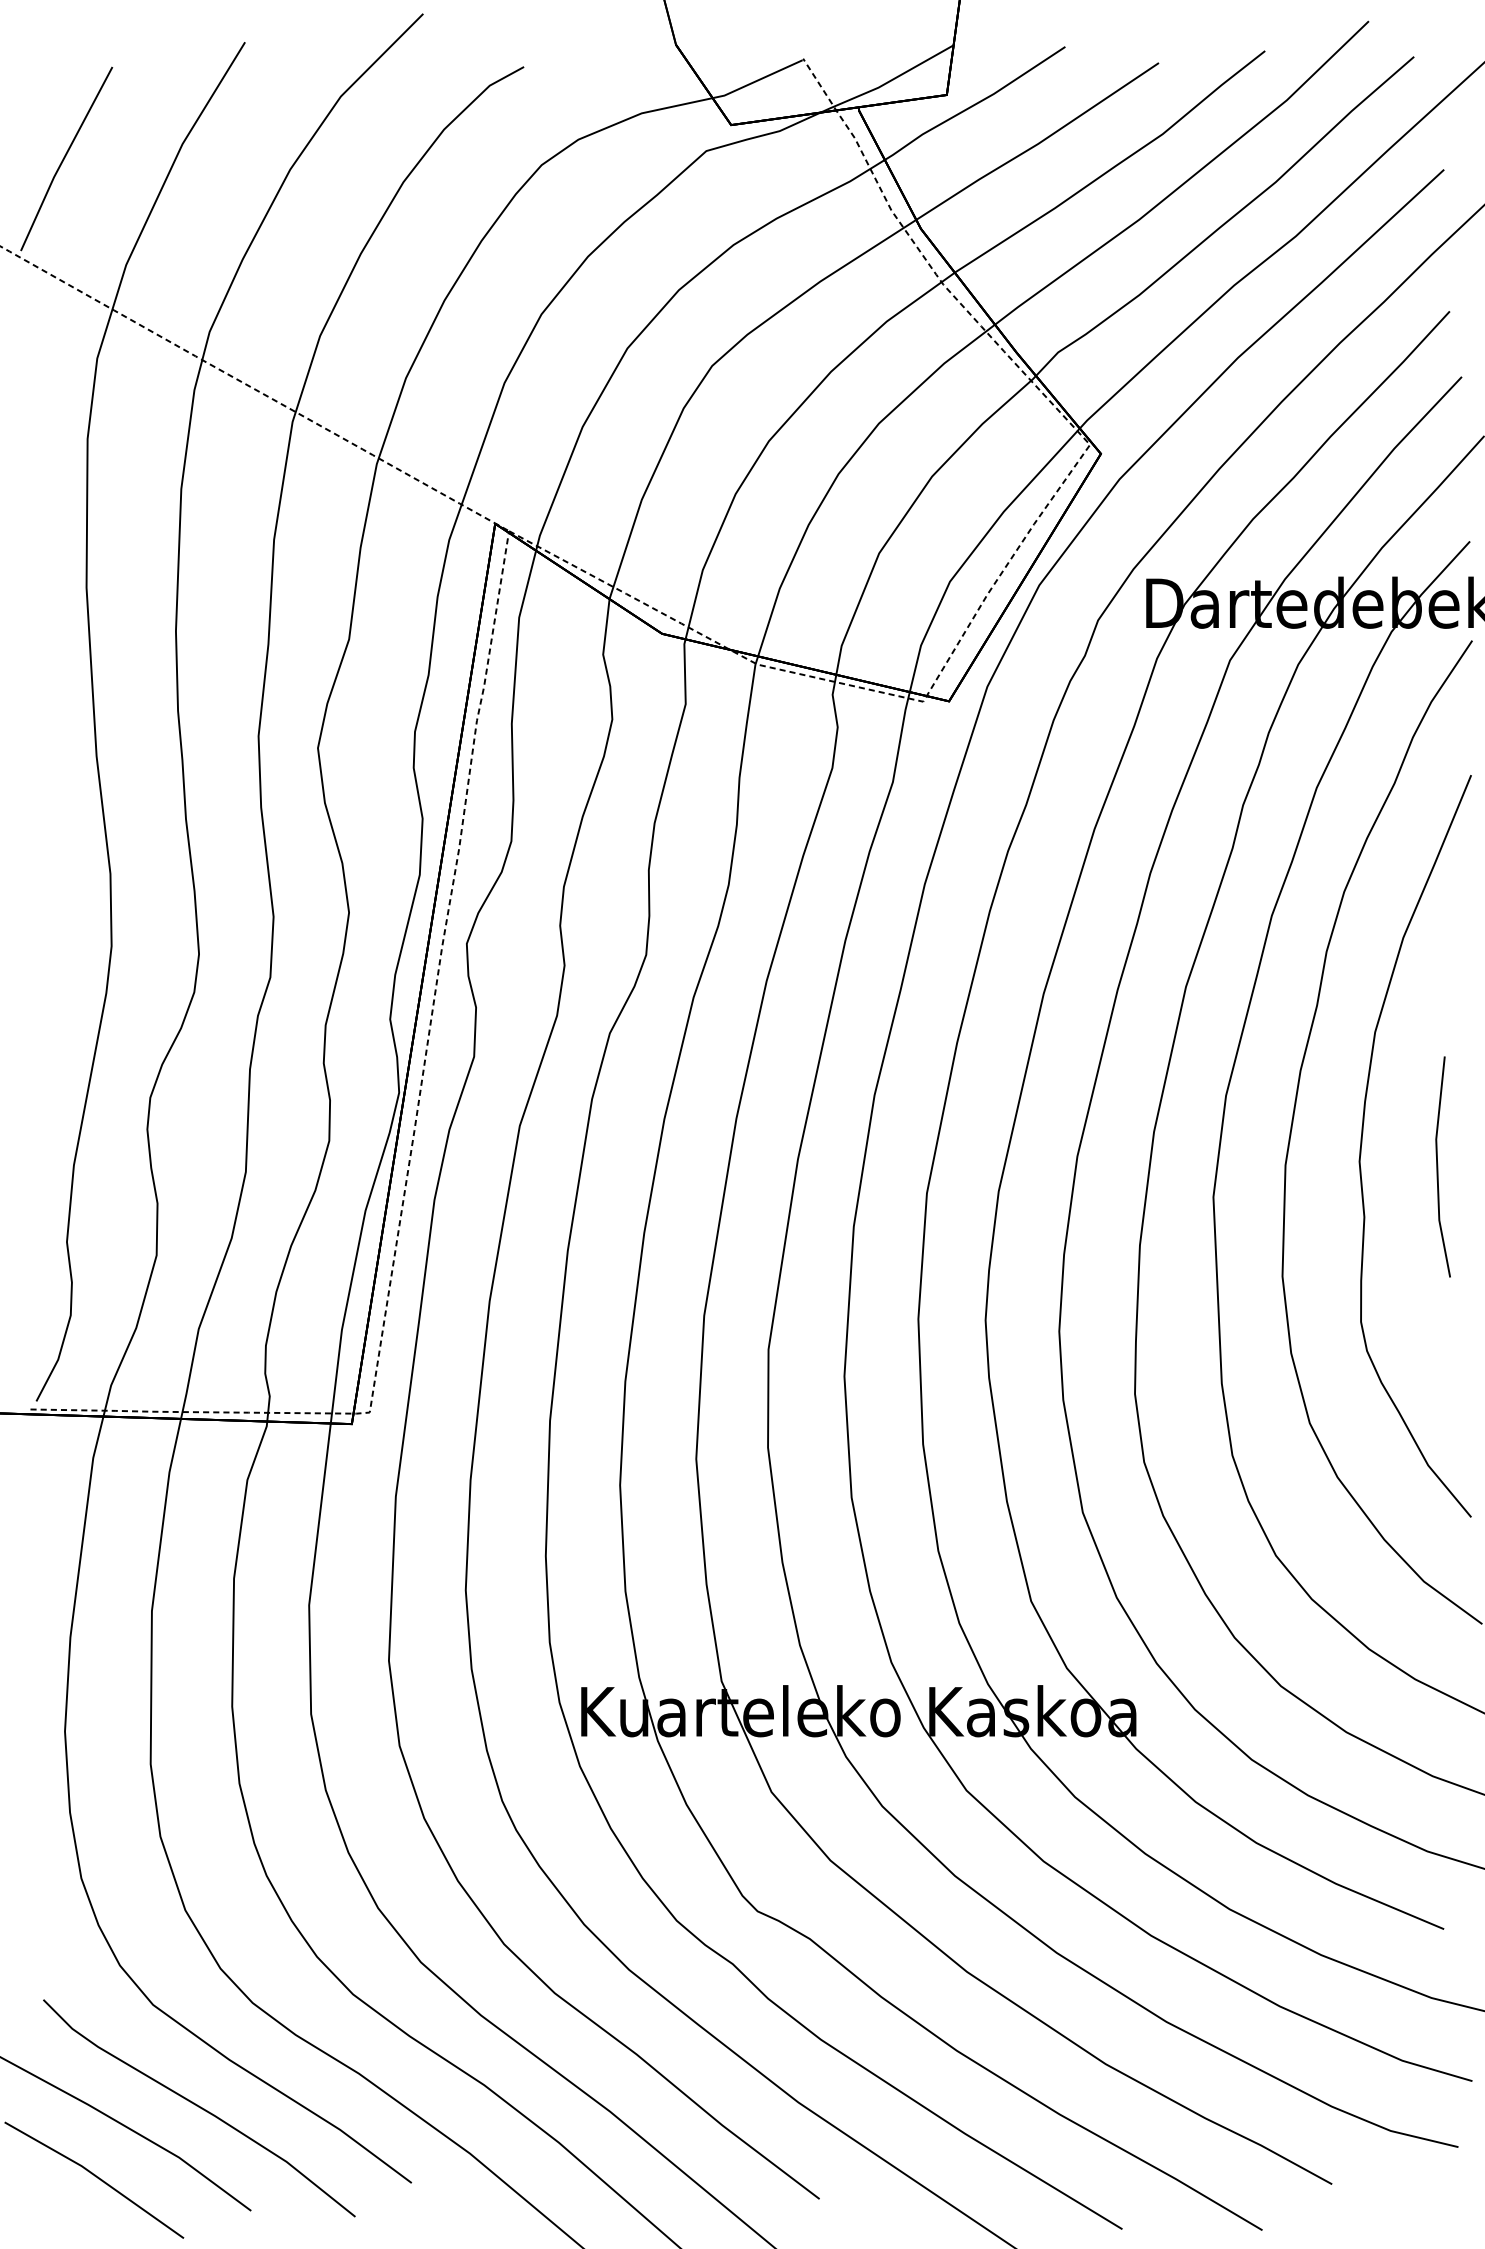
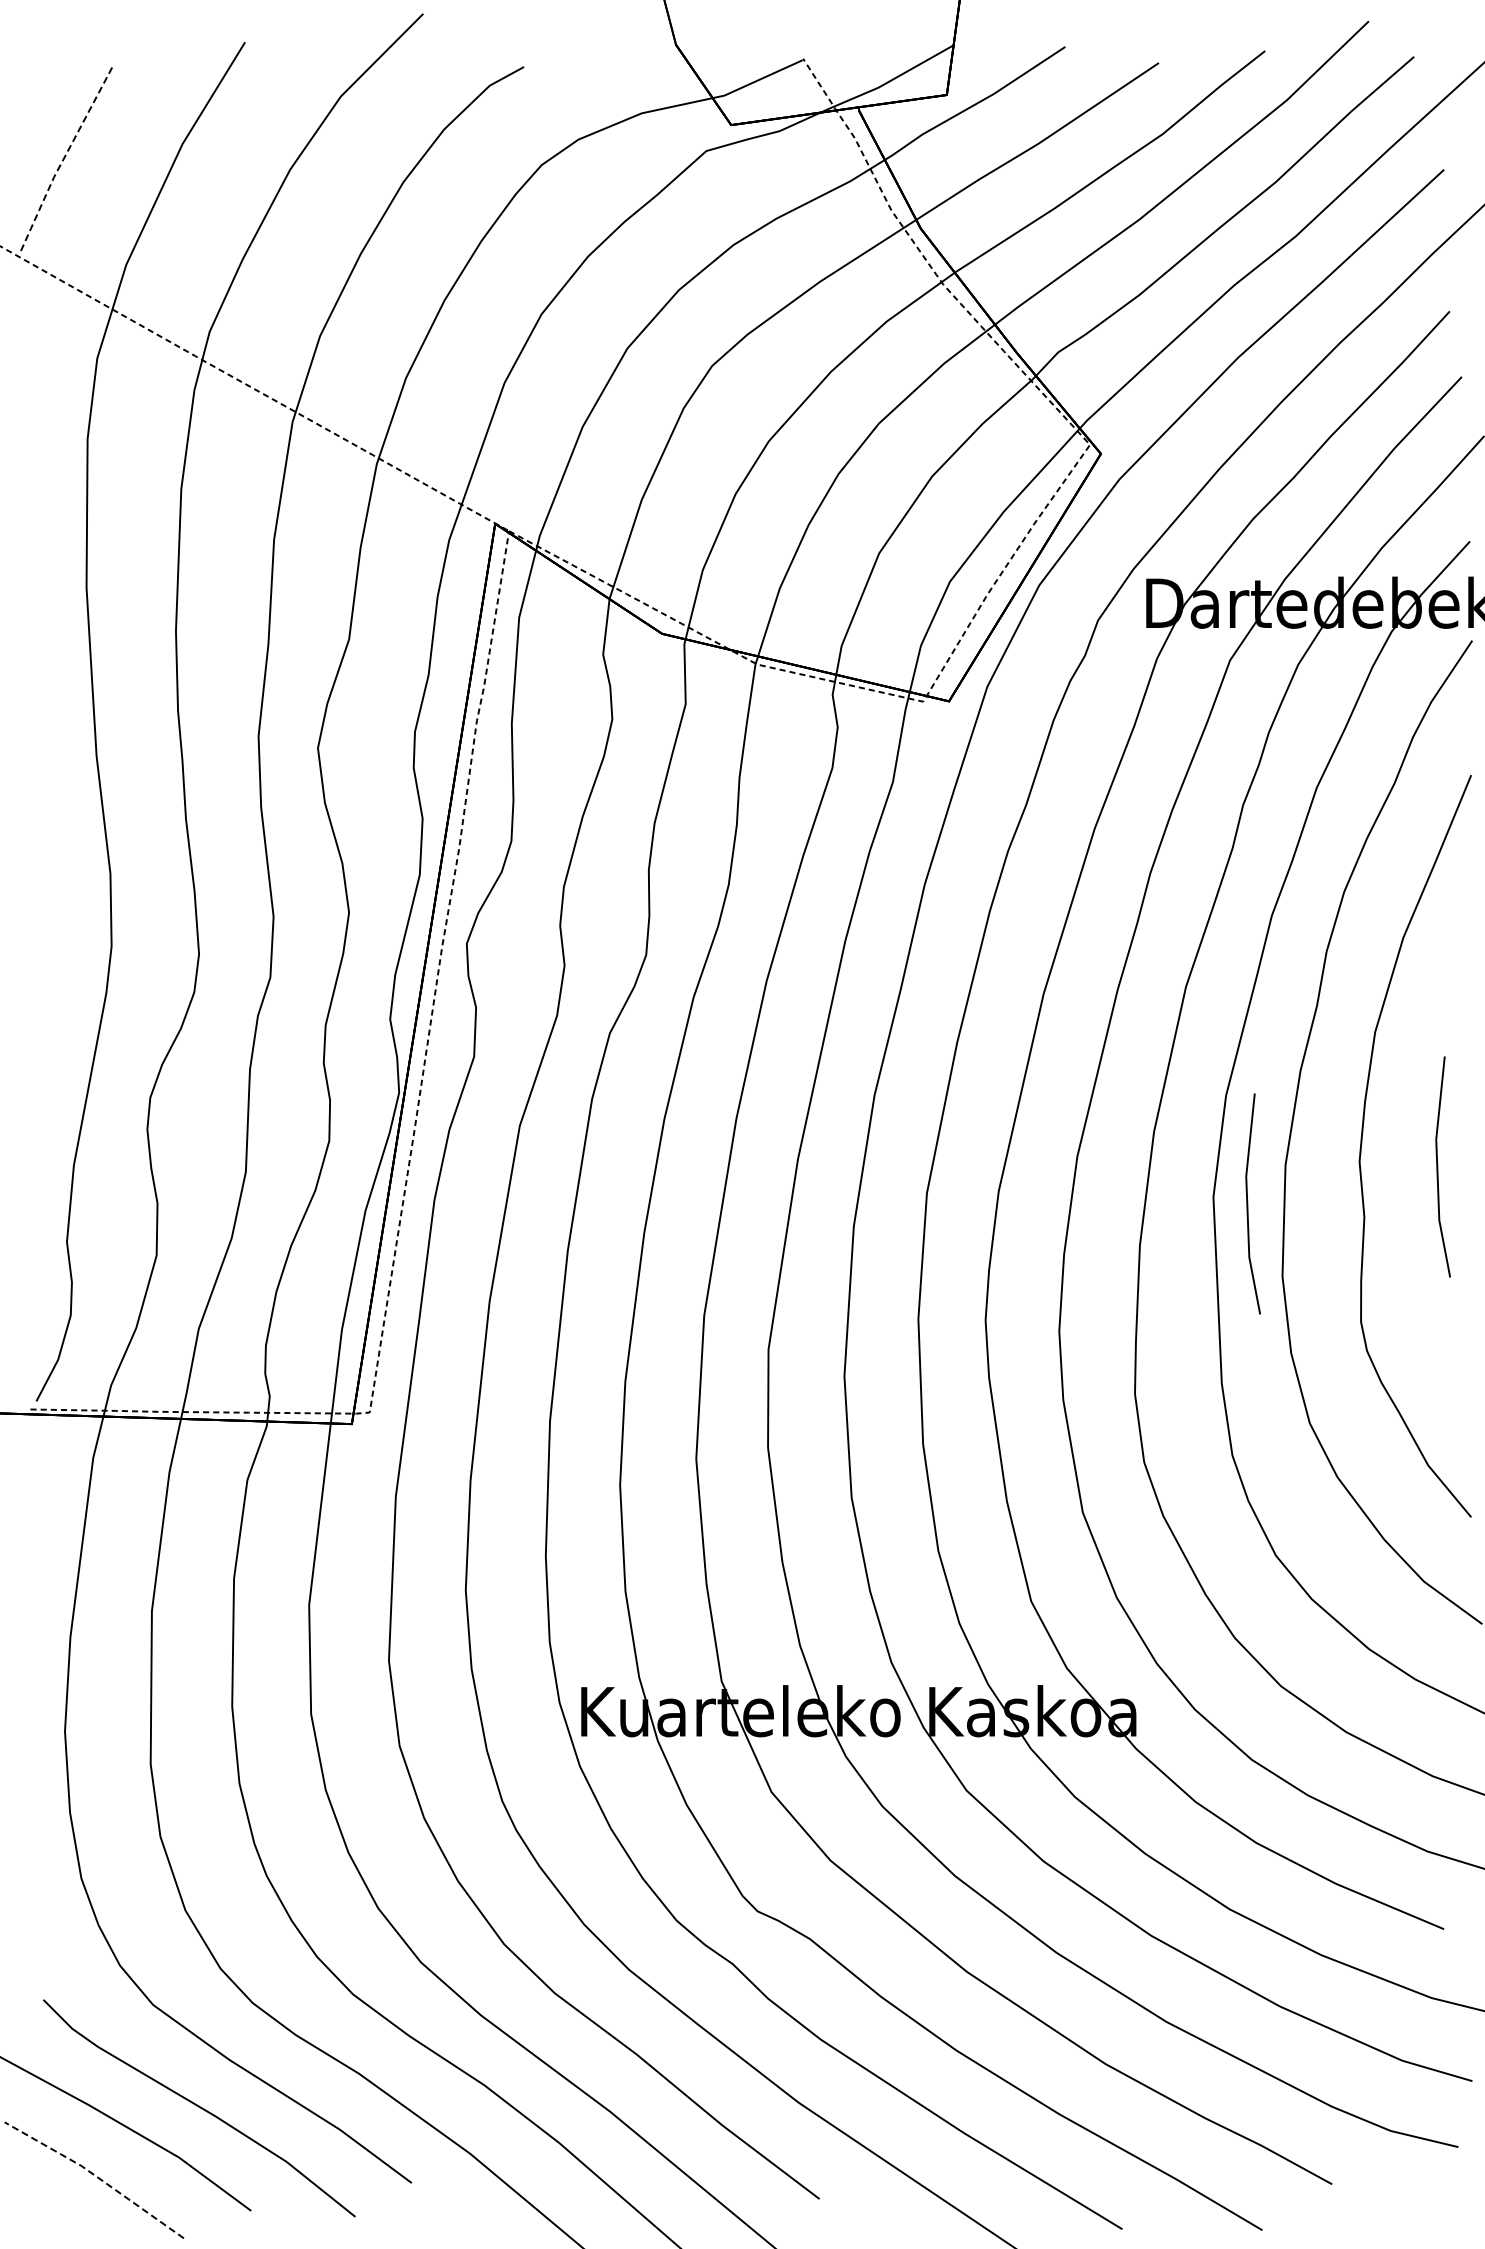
line: solid -> dashed (64, 157)
line: none -> present (1248, 1203)
line: solid -> dashed (96, 2176)
